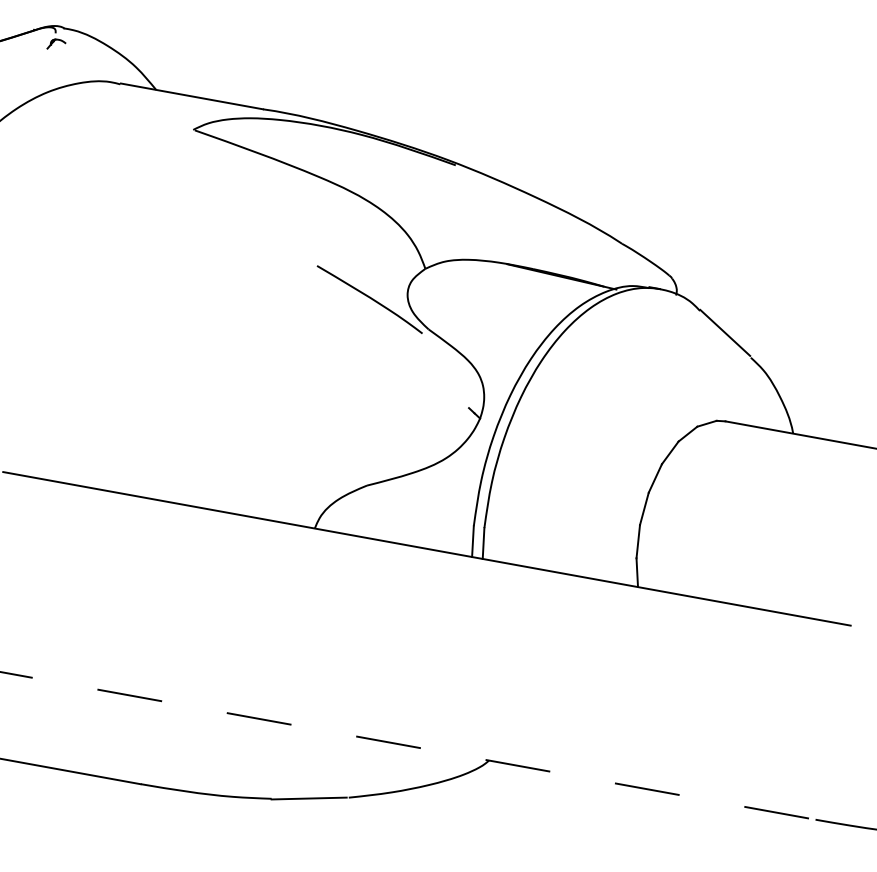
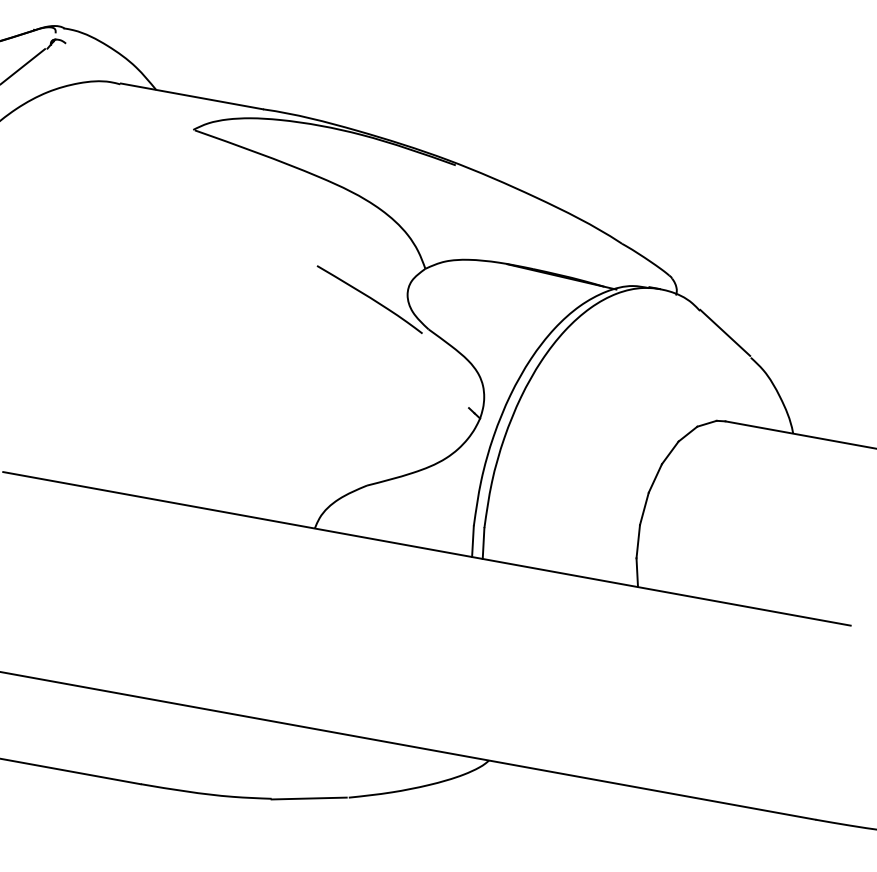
line: none -> present (23, 66)
line: dashed -> solid (408, 745)
